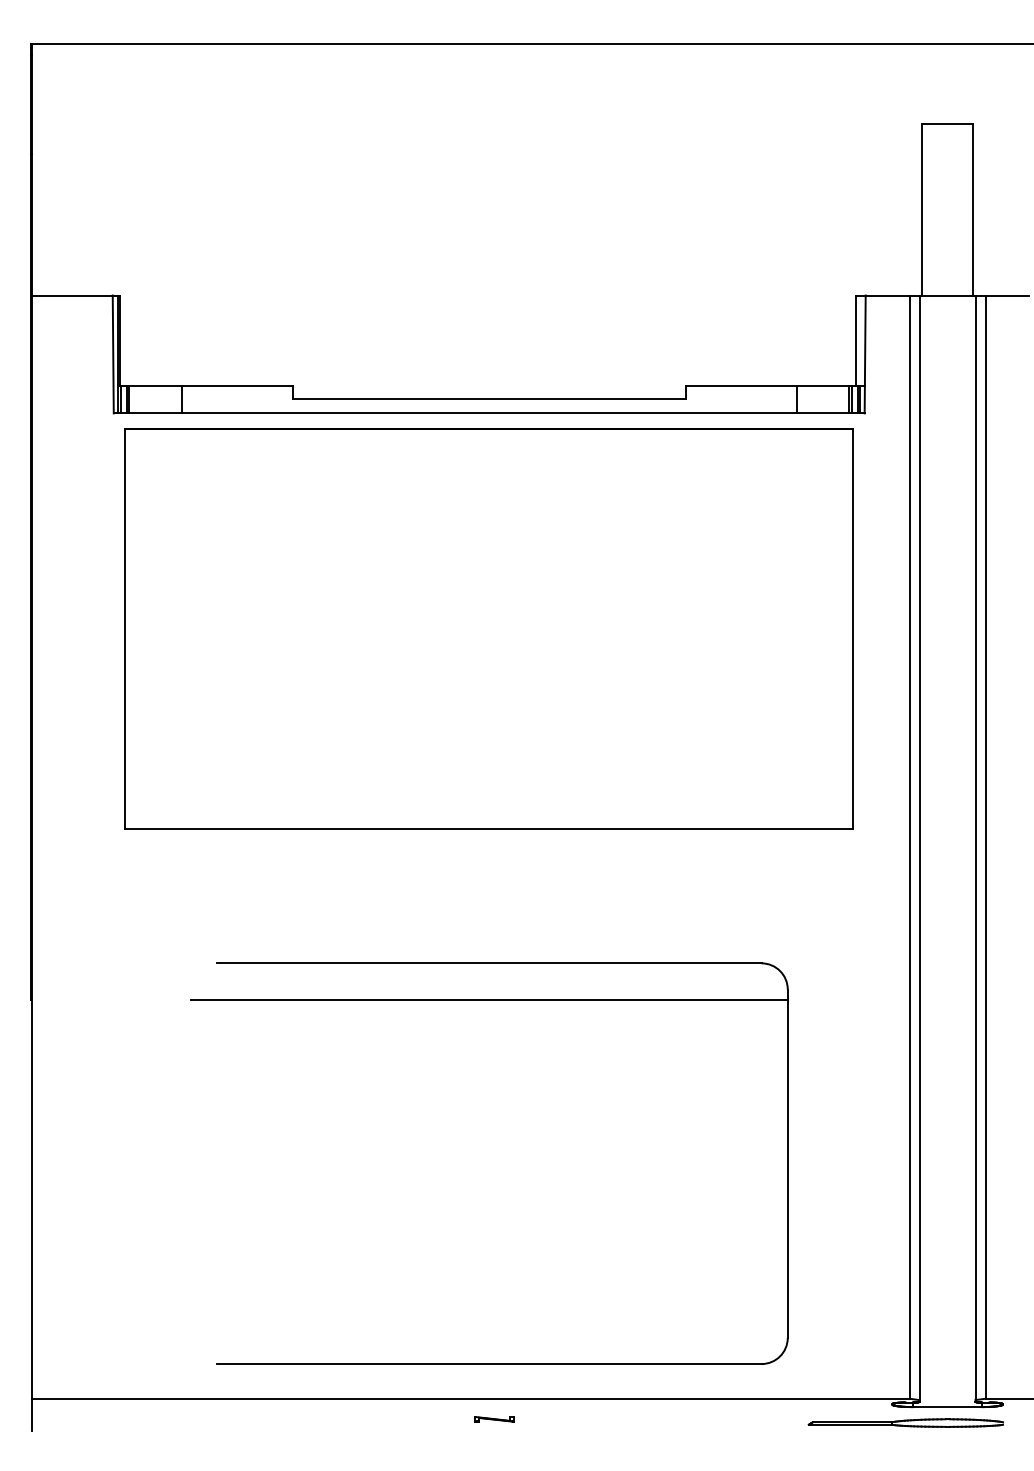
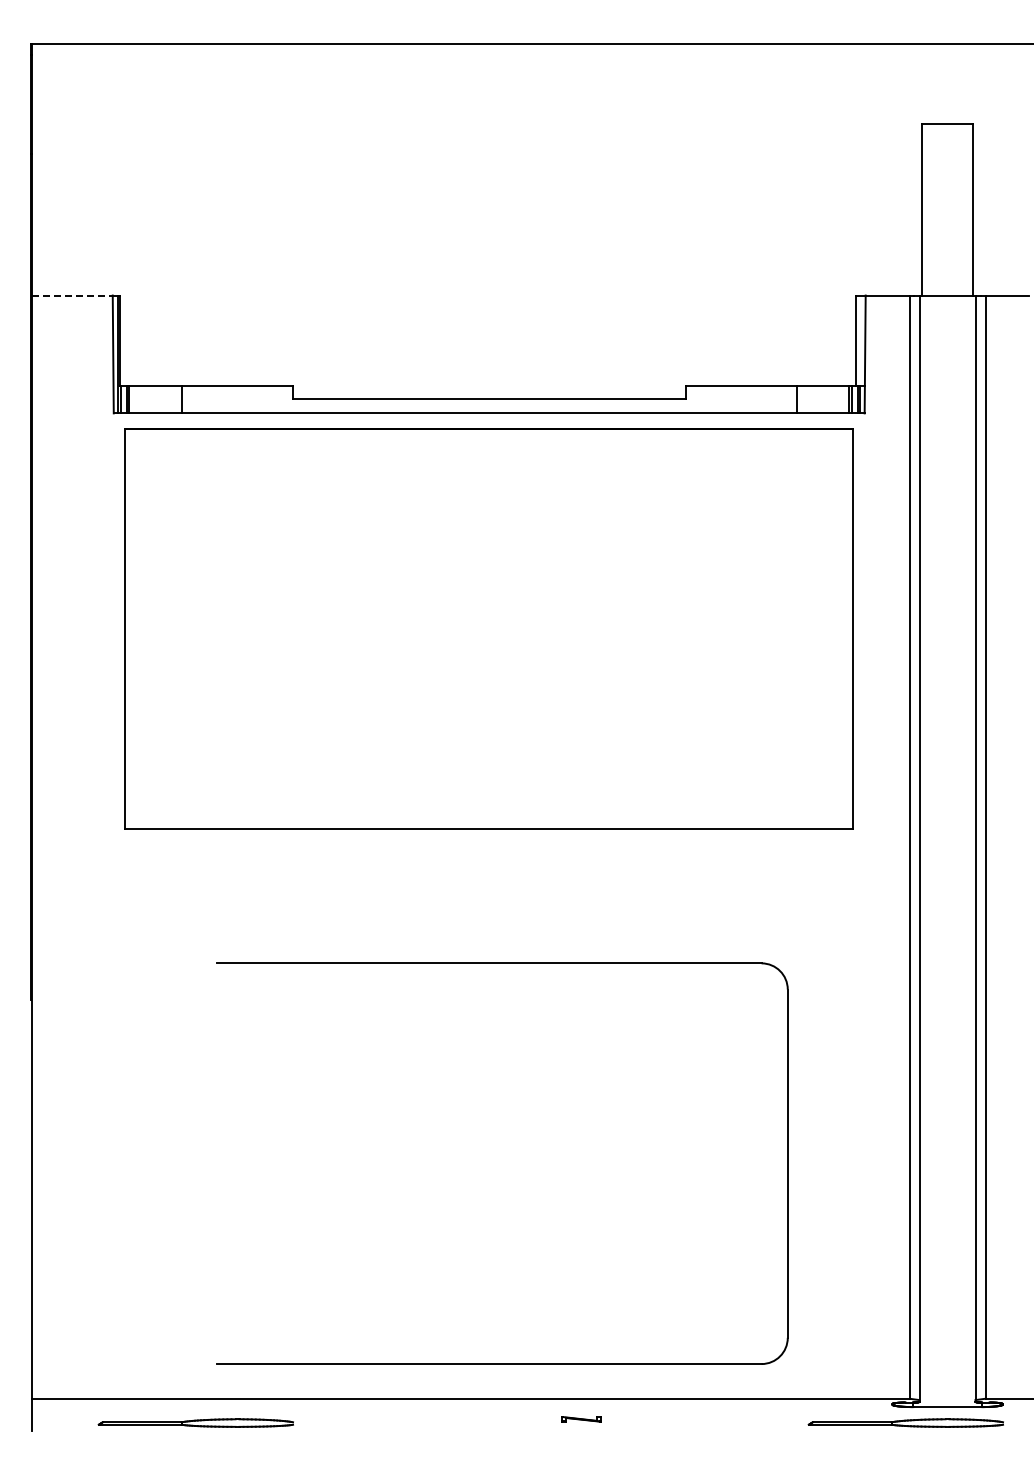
line: solid -> dashed (72, 295)
line: present -> none (488, 1000)
part position: (494, 1419) -> (581, 1419) (581, 1419)
part: none -> present (195, 1422)
